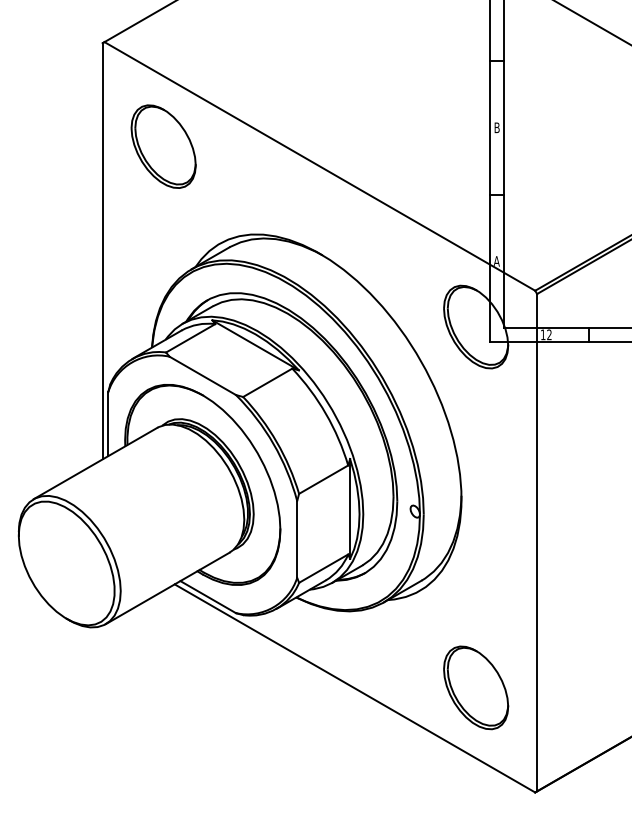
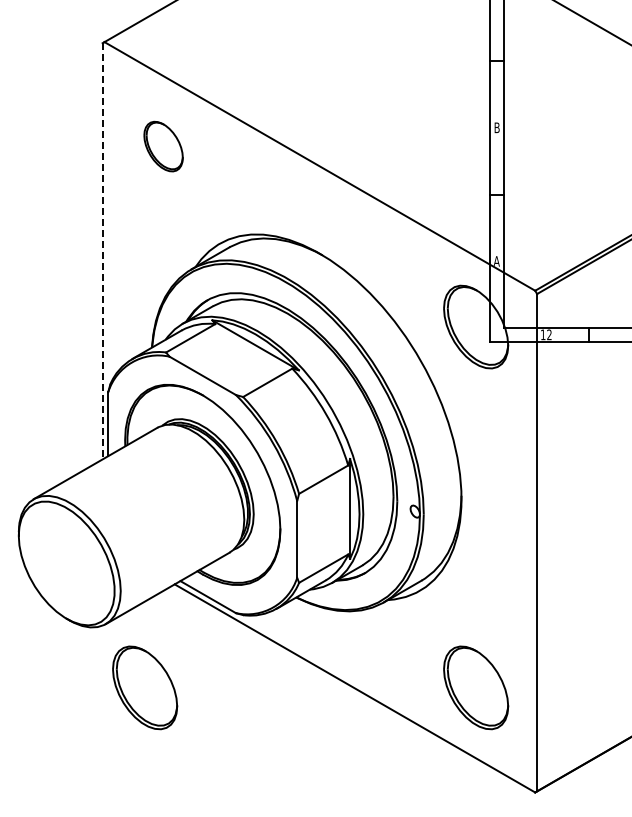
part size: 67x85 px -> 41x53 px (163, 146)
line: solid -> dashed (102, 251)
part: none -> present (145, 687)
